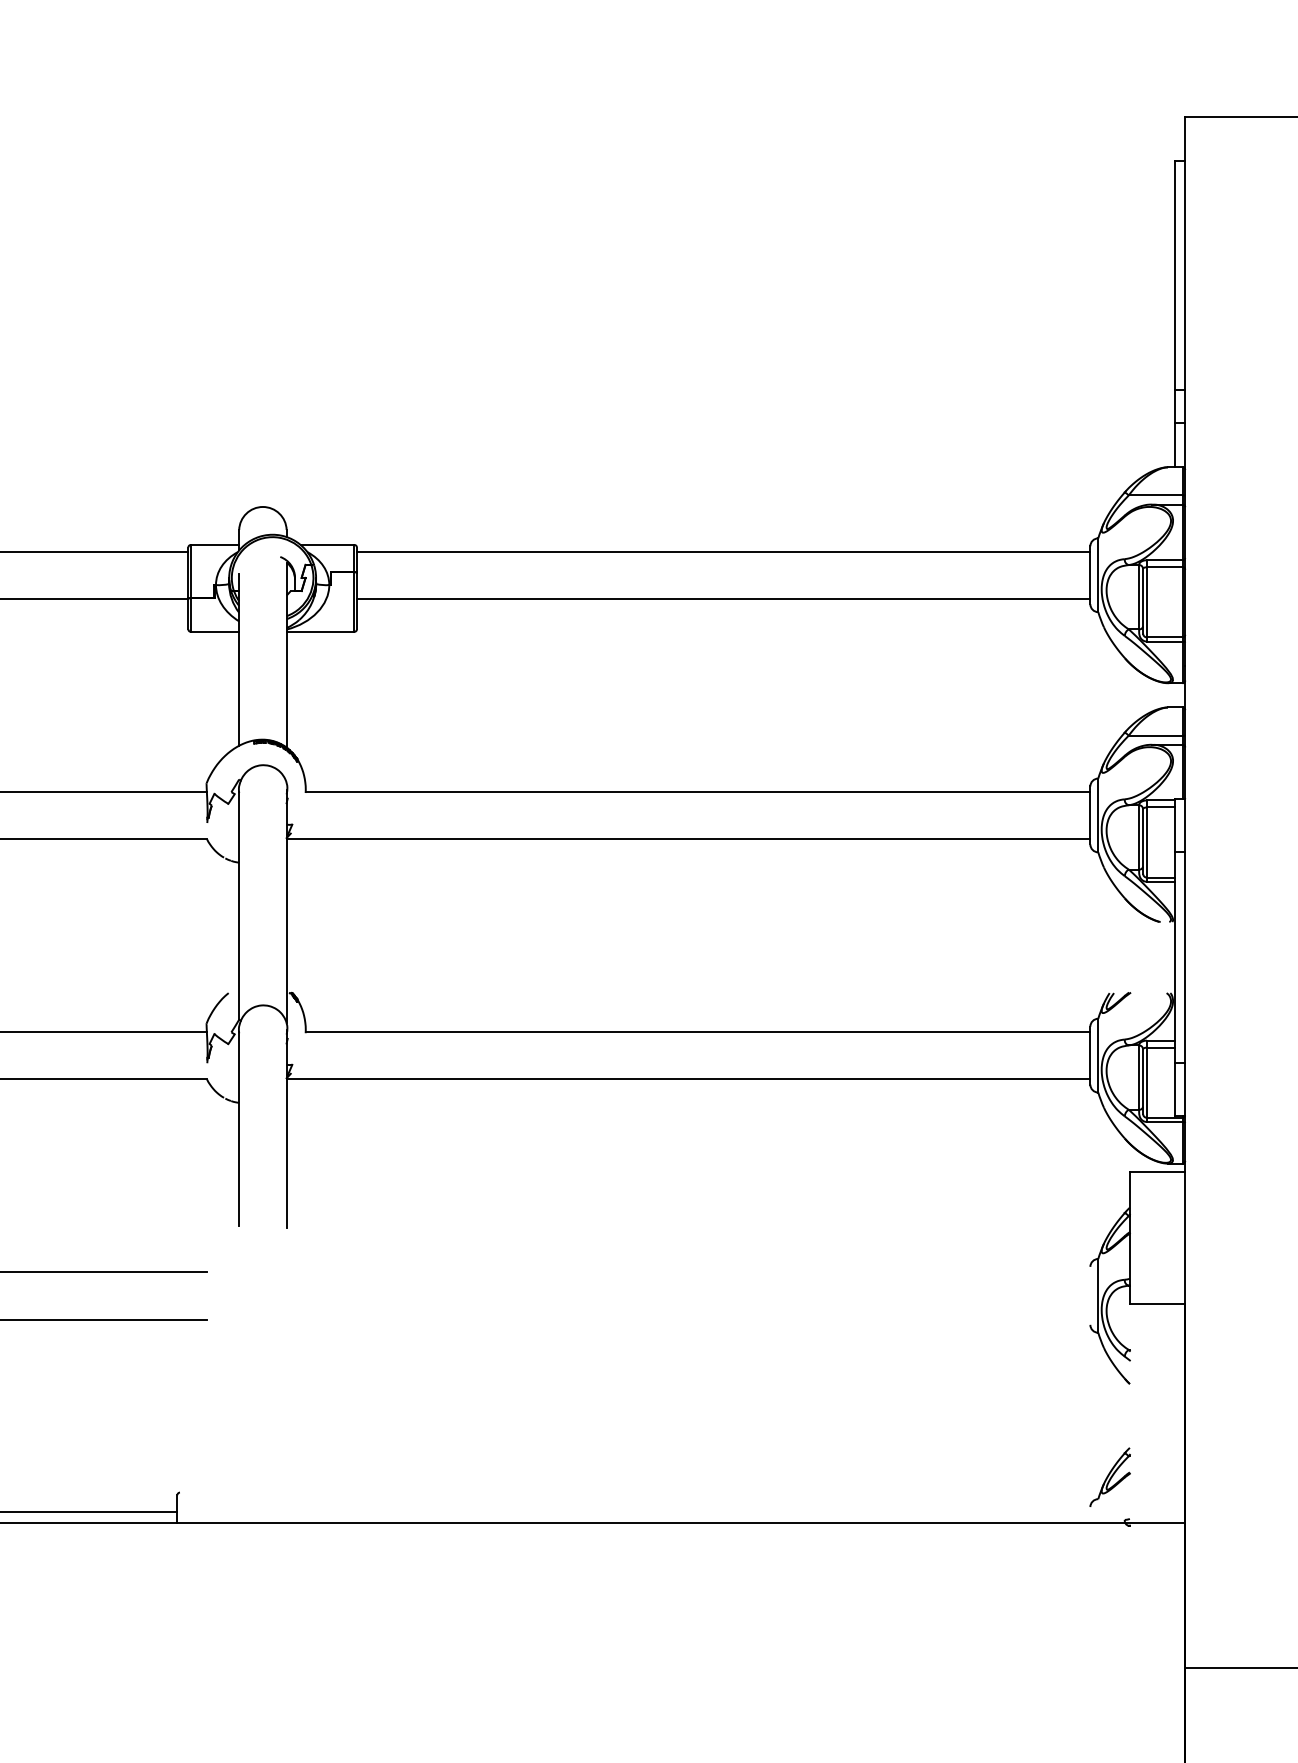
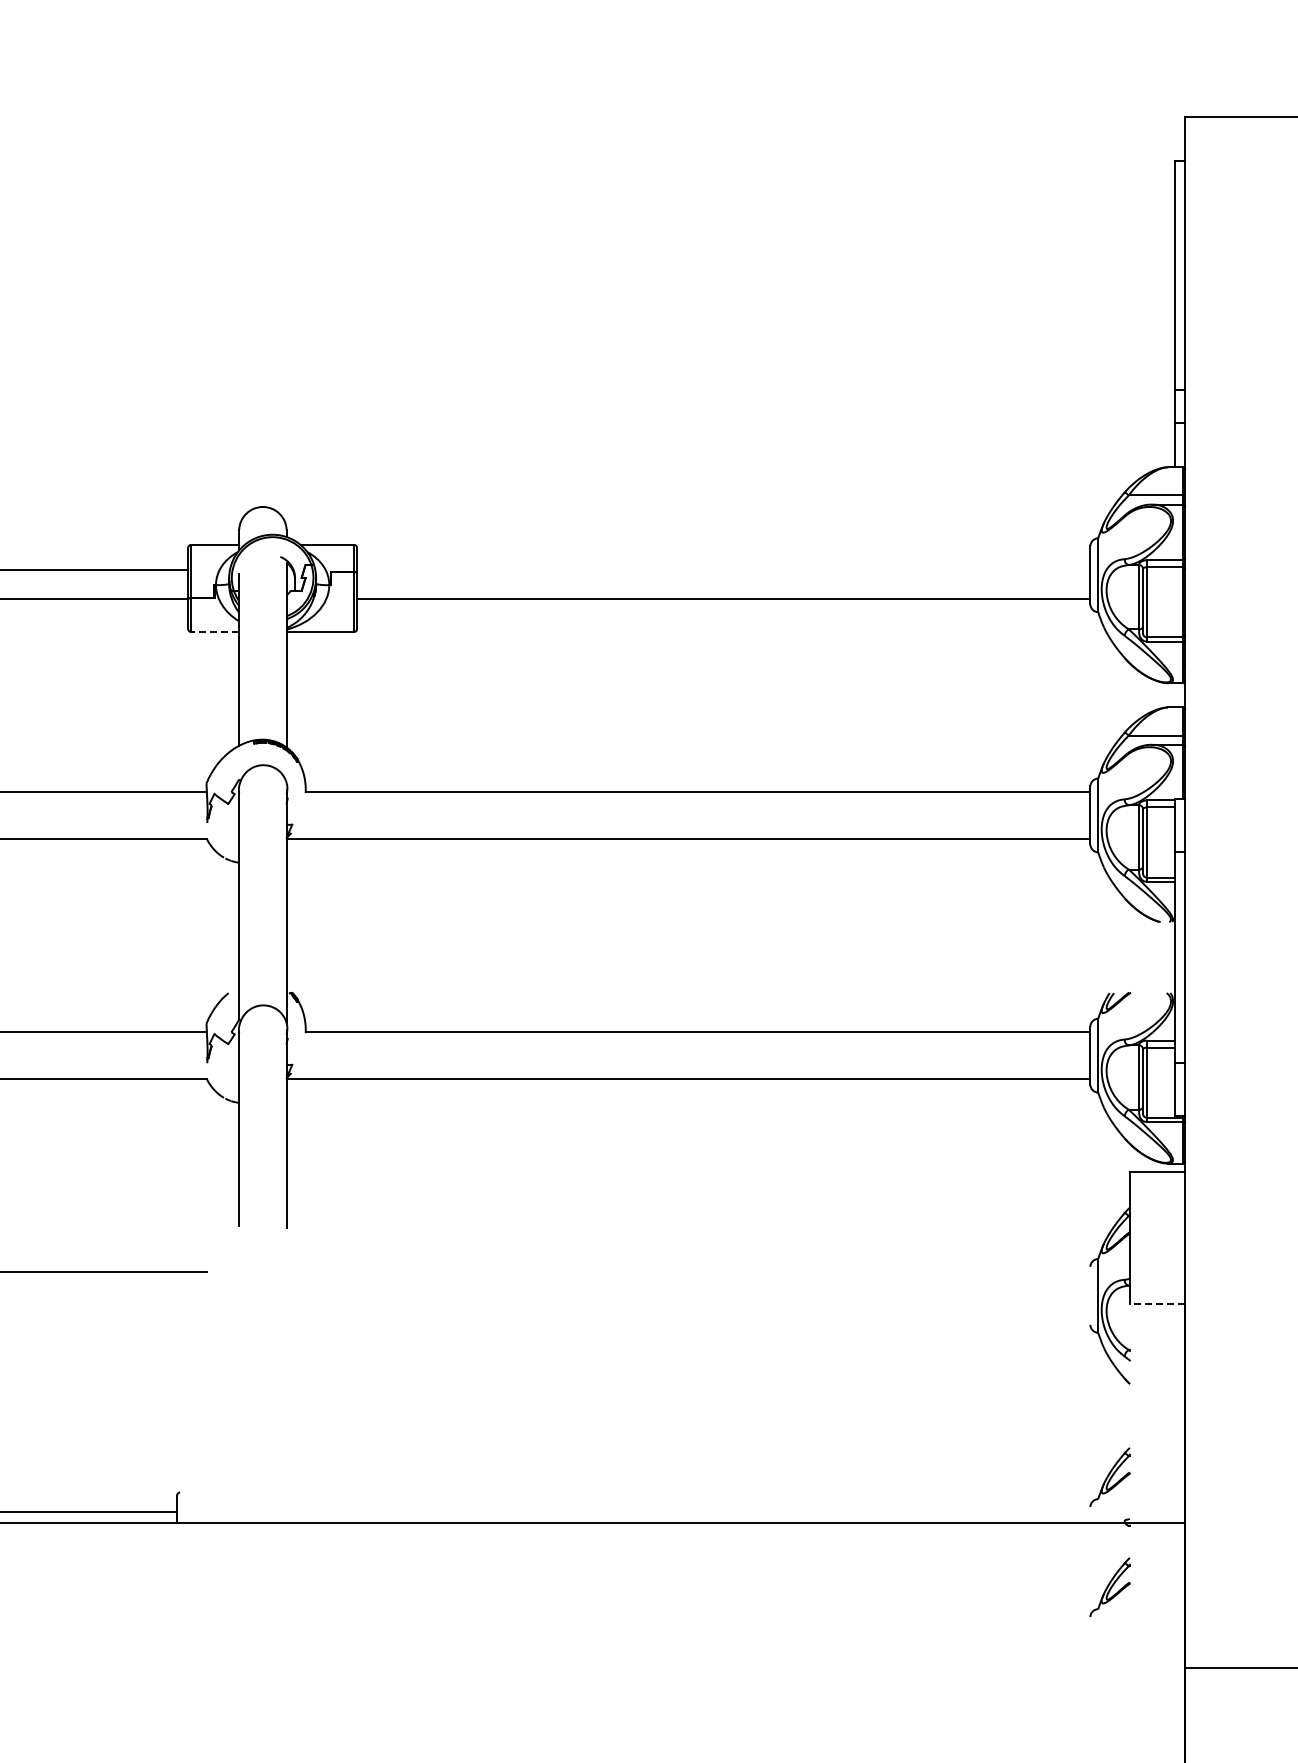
line position: (95, 551) -> (95, 569) (95, 569)
line: present -> none (723, 551)
line: solid -> dashed (214, 631)
line: solid -> dashed (1157, 1303)
line: present -> none (104, 1319)
part: none -> present (1109, 1586)
